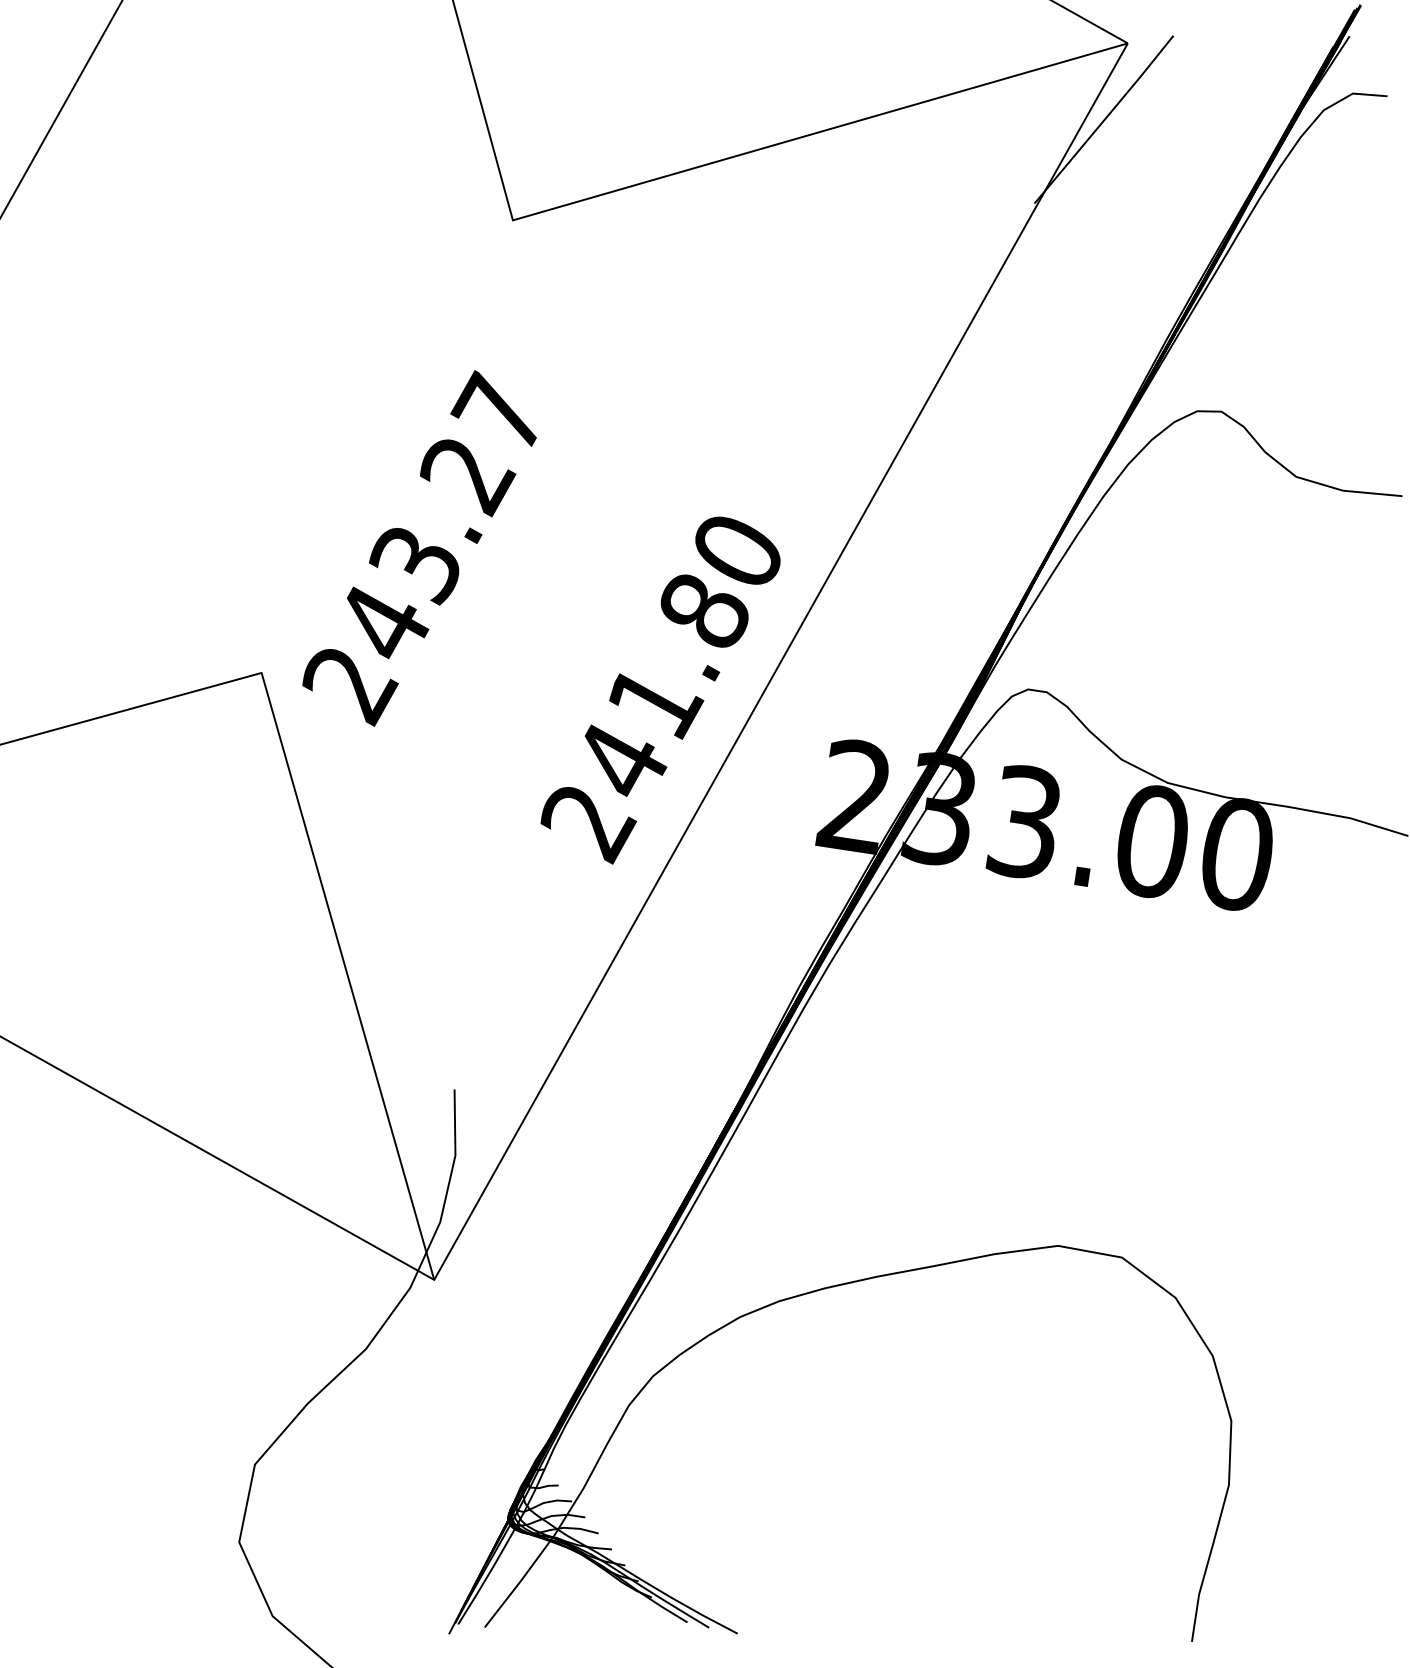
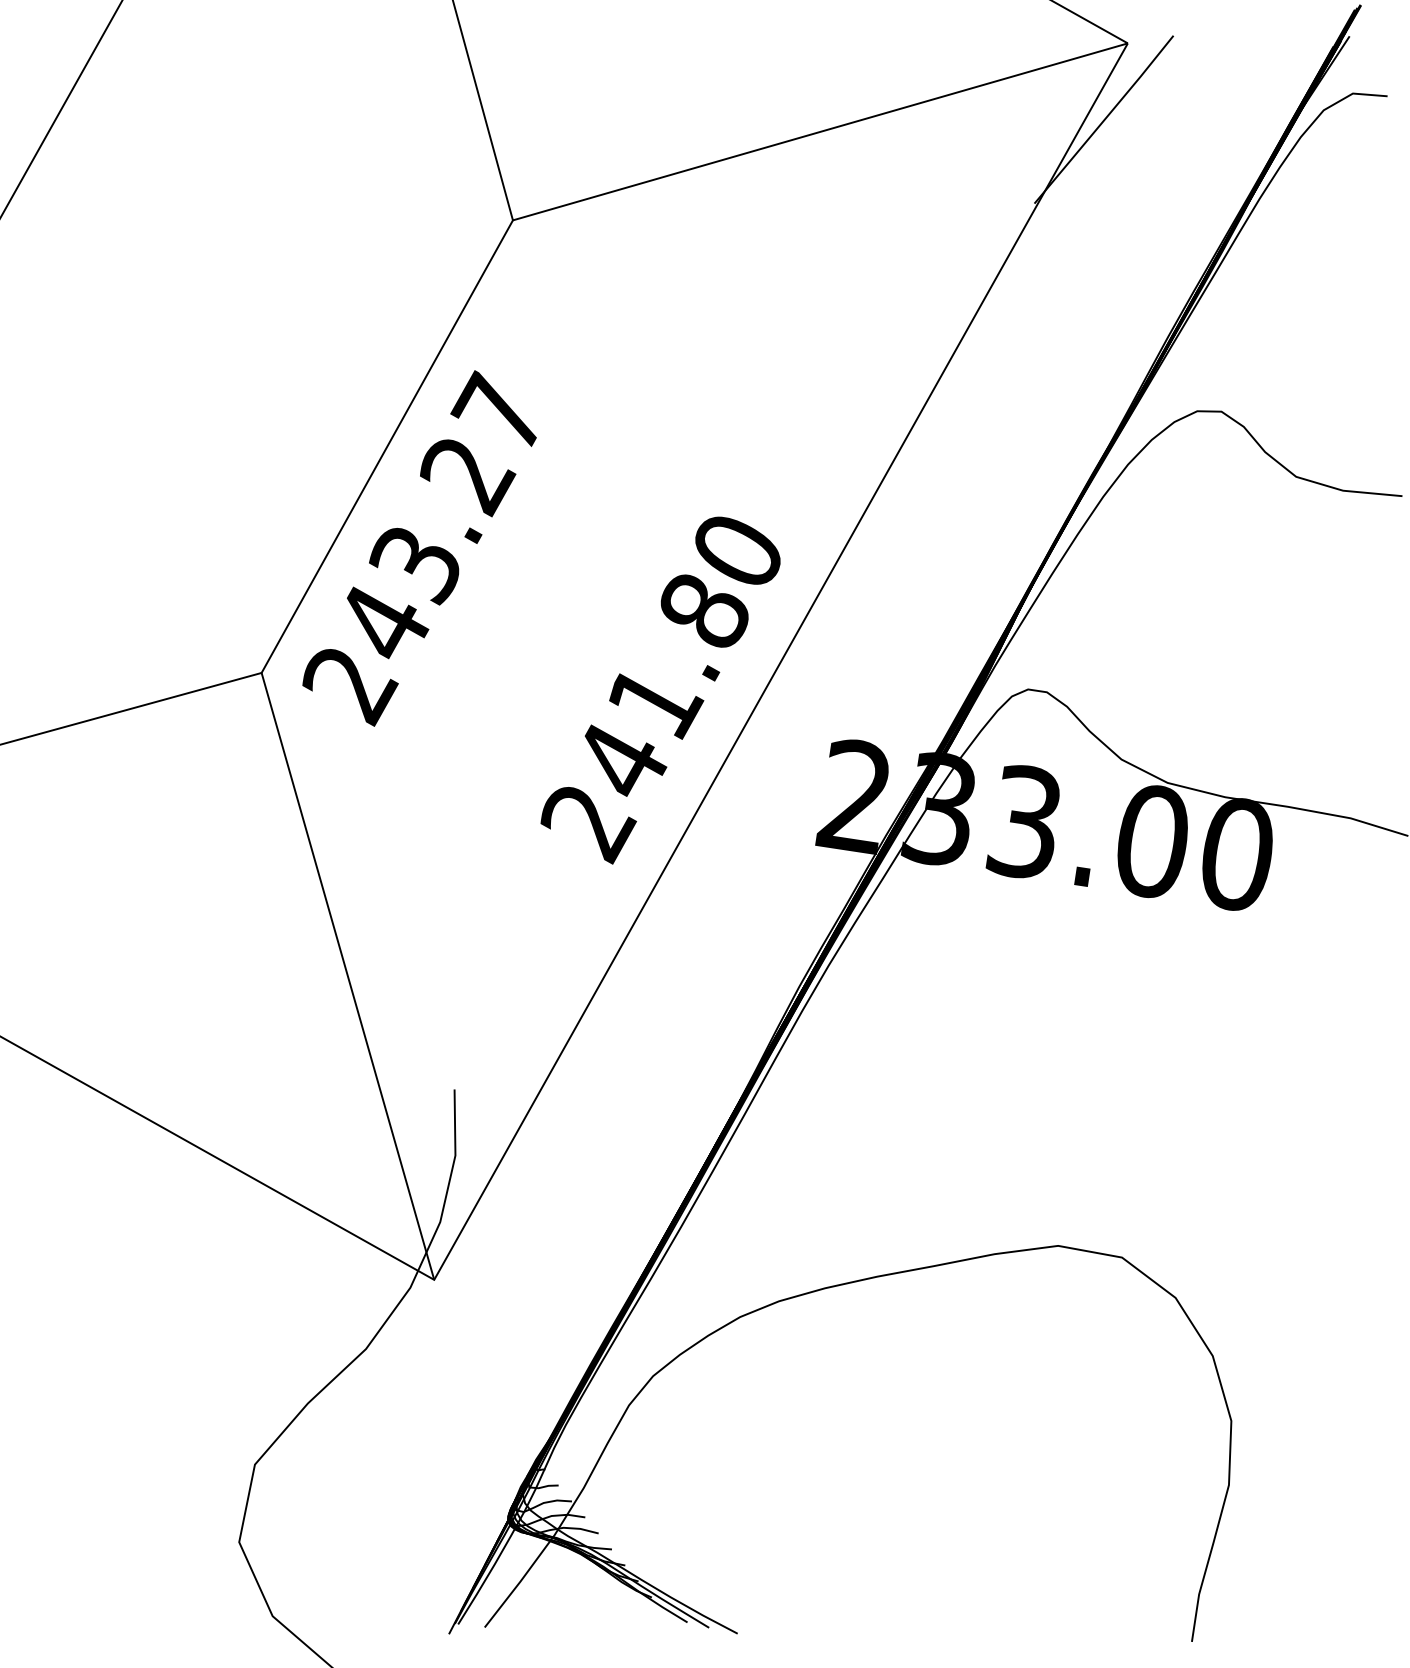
line: none -> present (386, 446)
